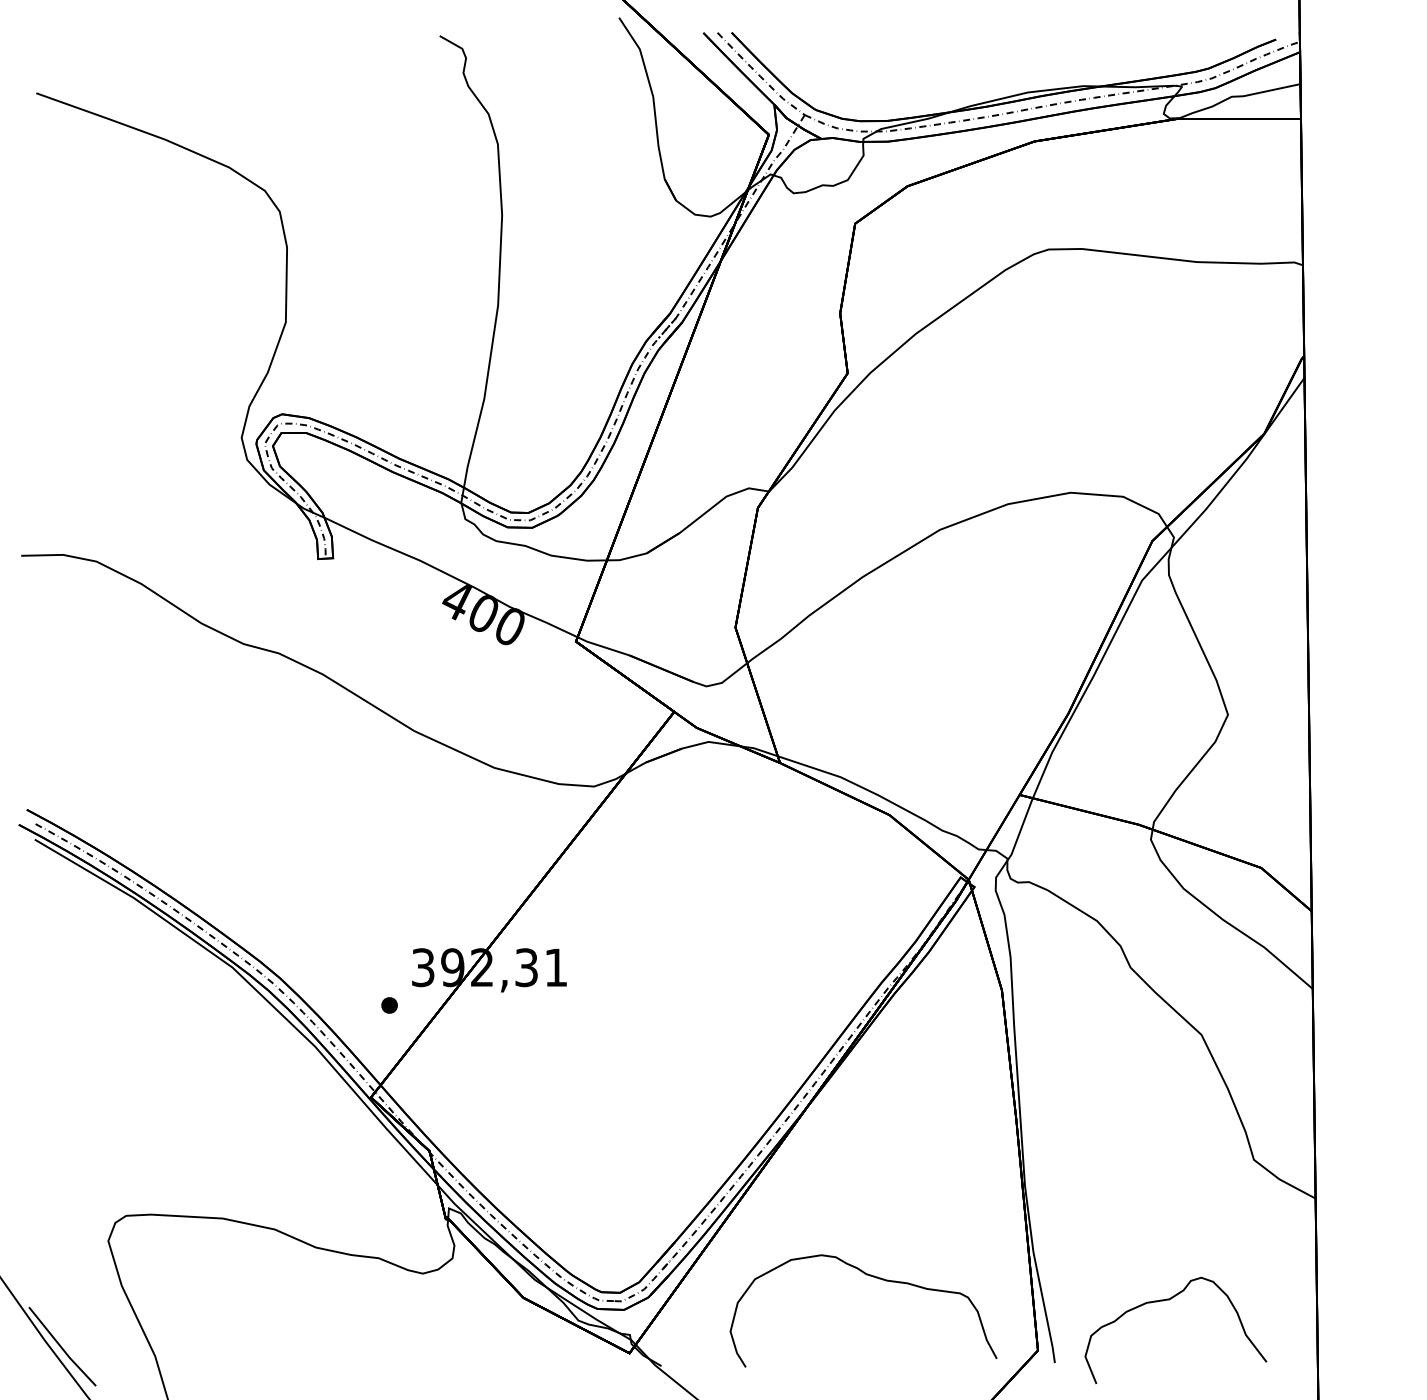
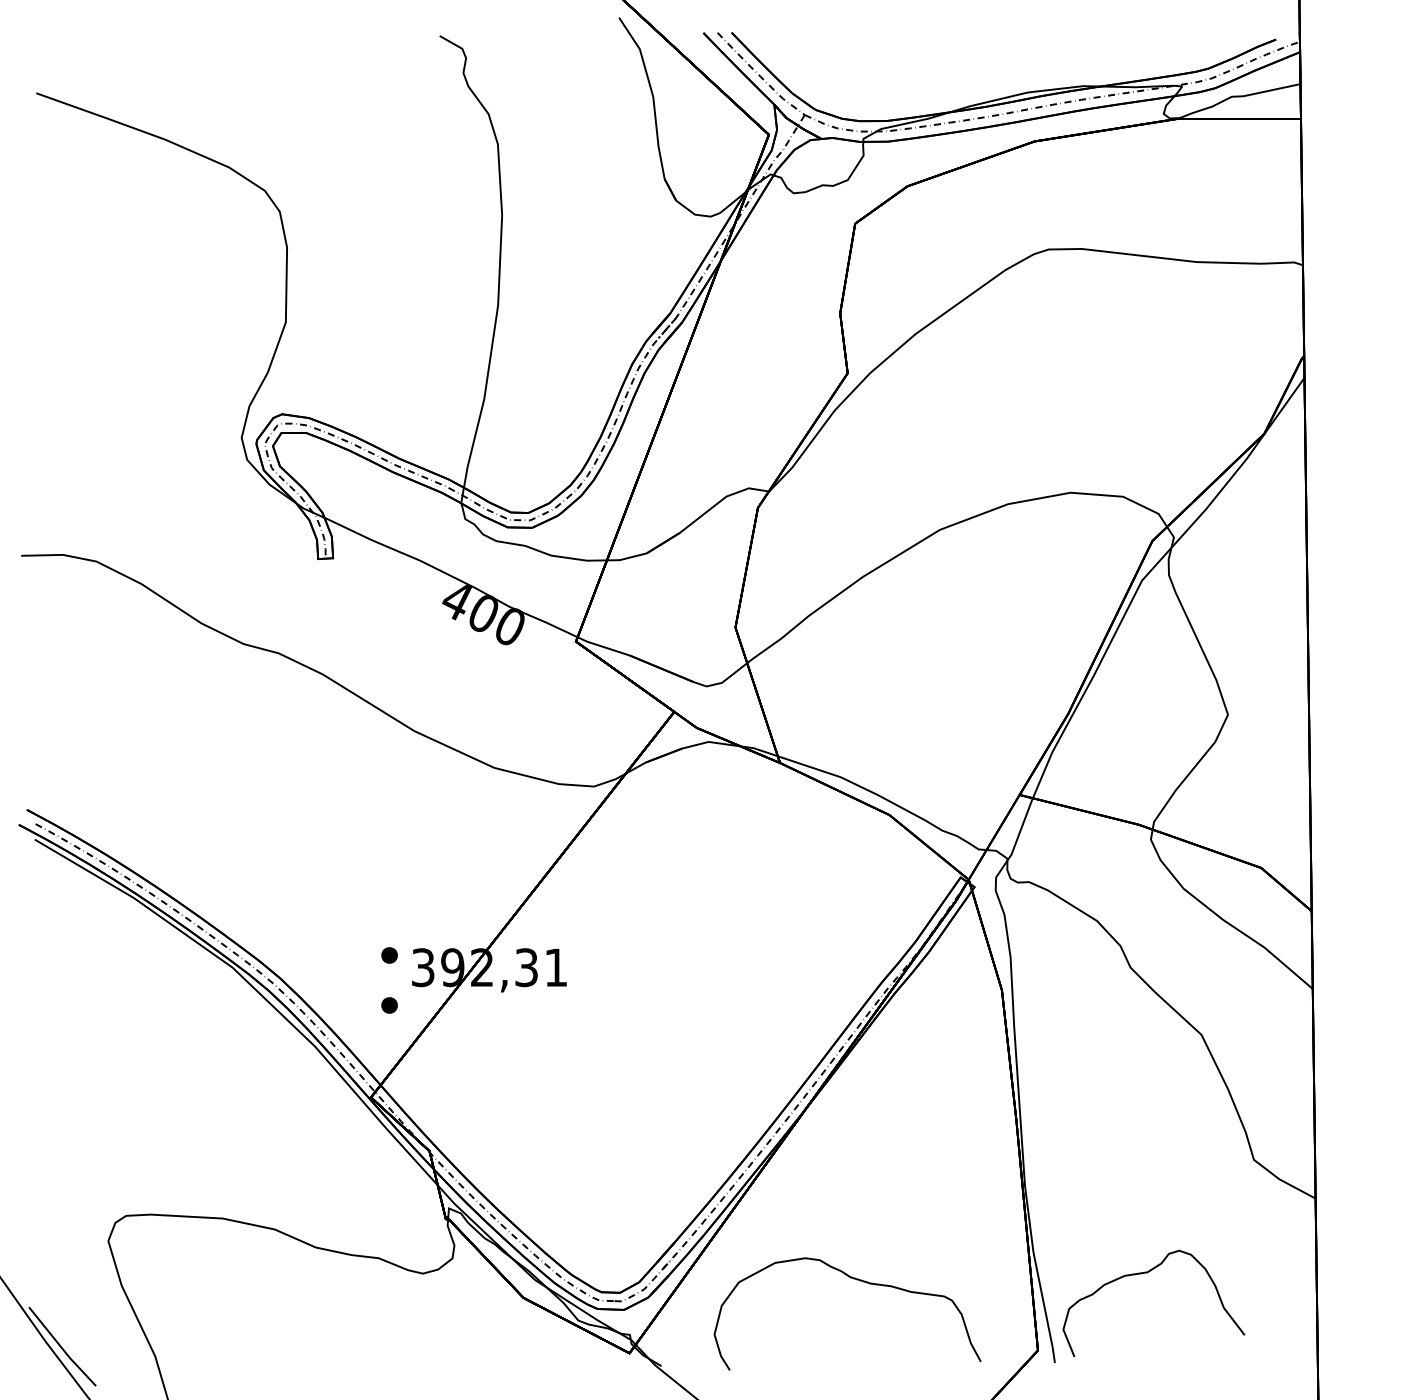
part: none -> present (389, 955)
curve position: (873, 1277) -> (857, 1280) (857, 1280)
curve position: (1169, 1300) -> (1147, 1273) (1147, 1273)
